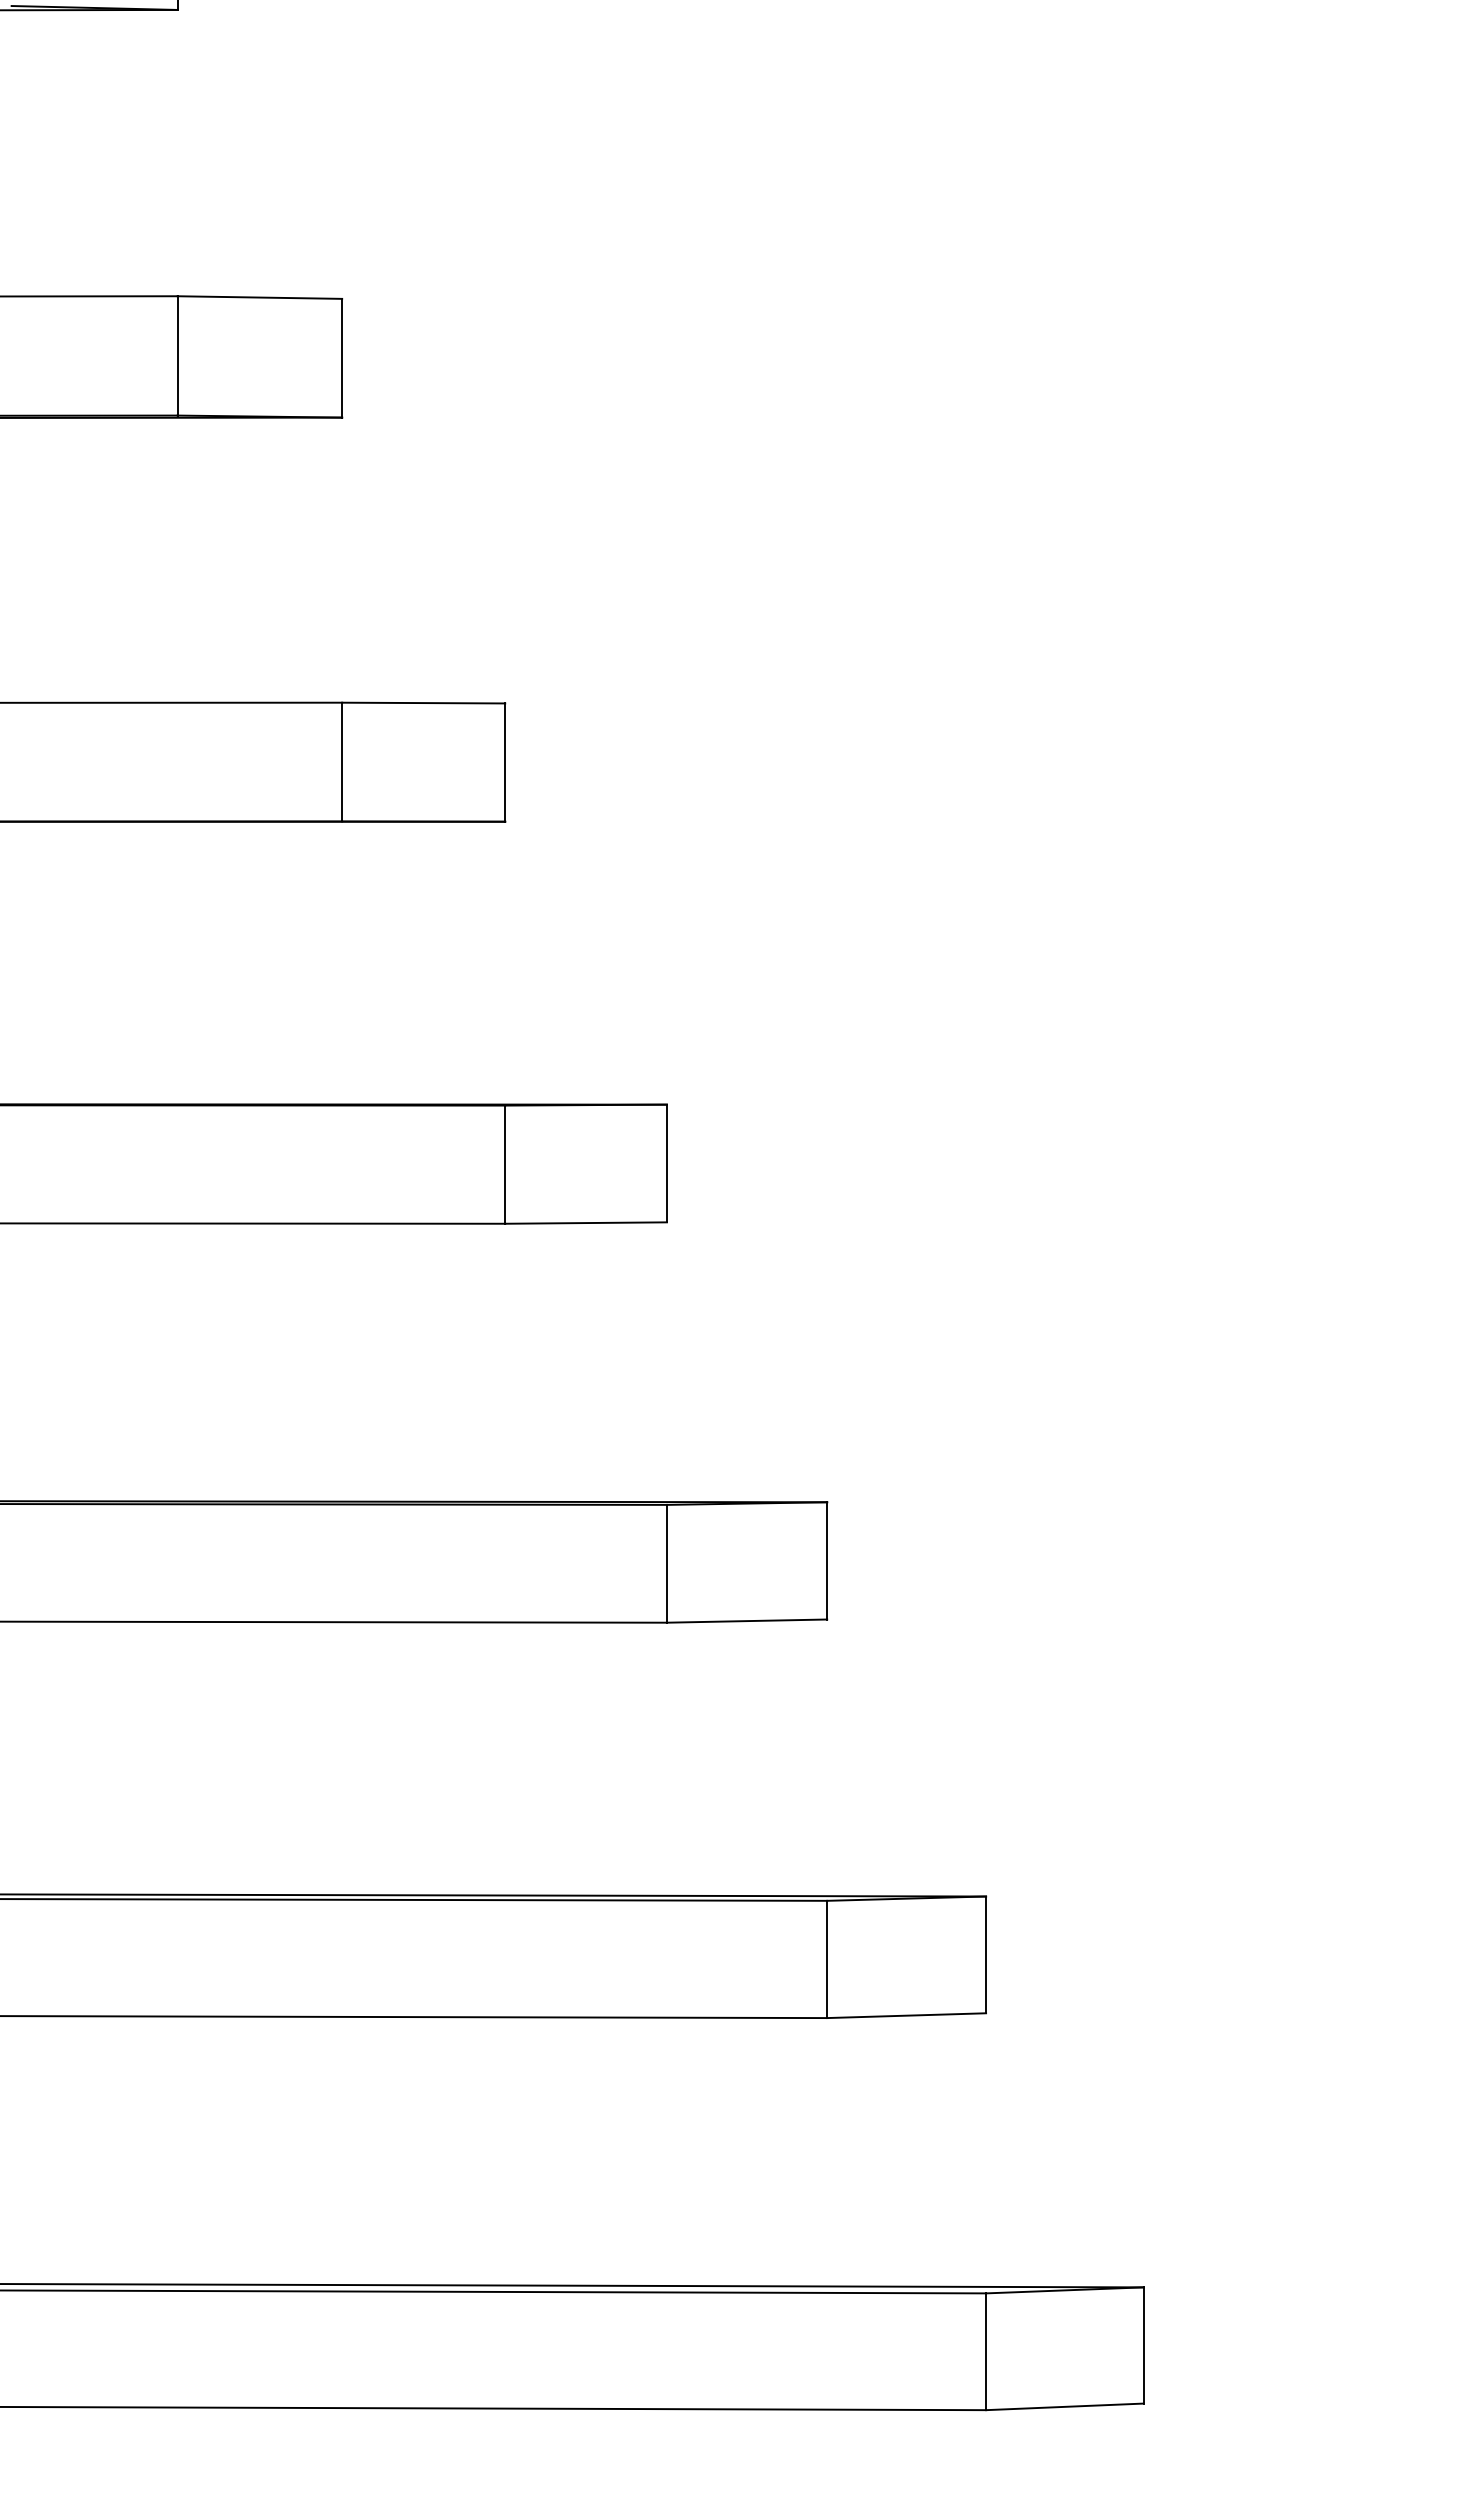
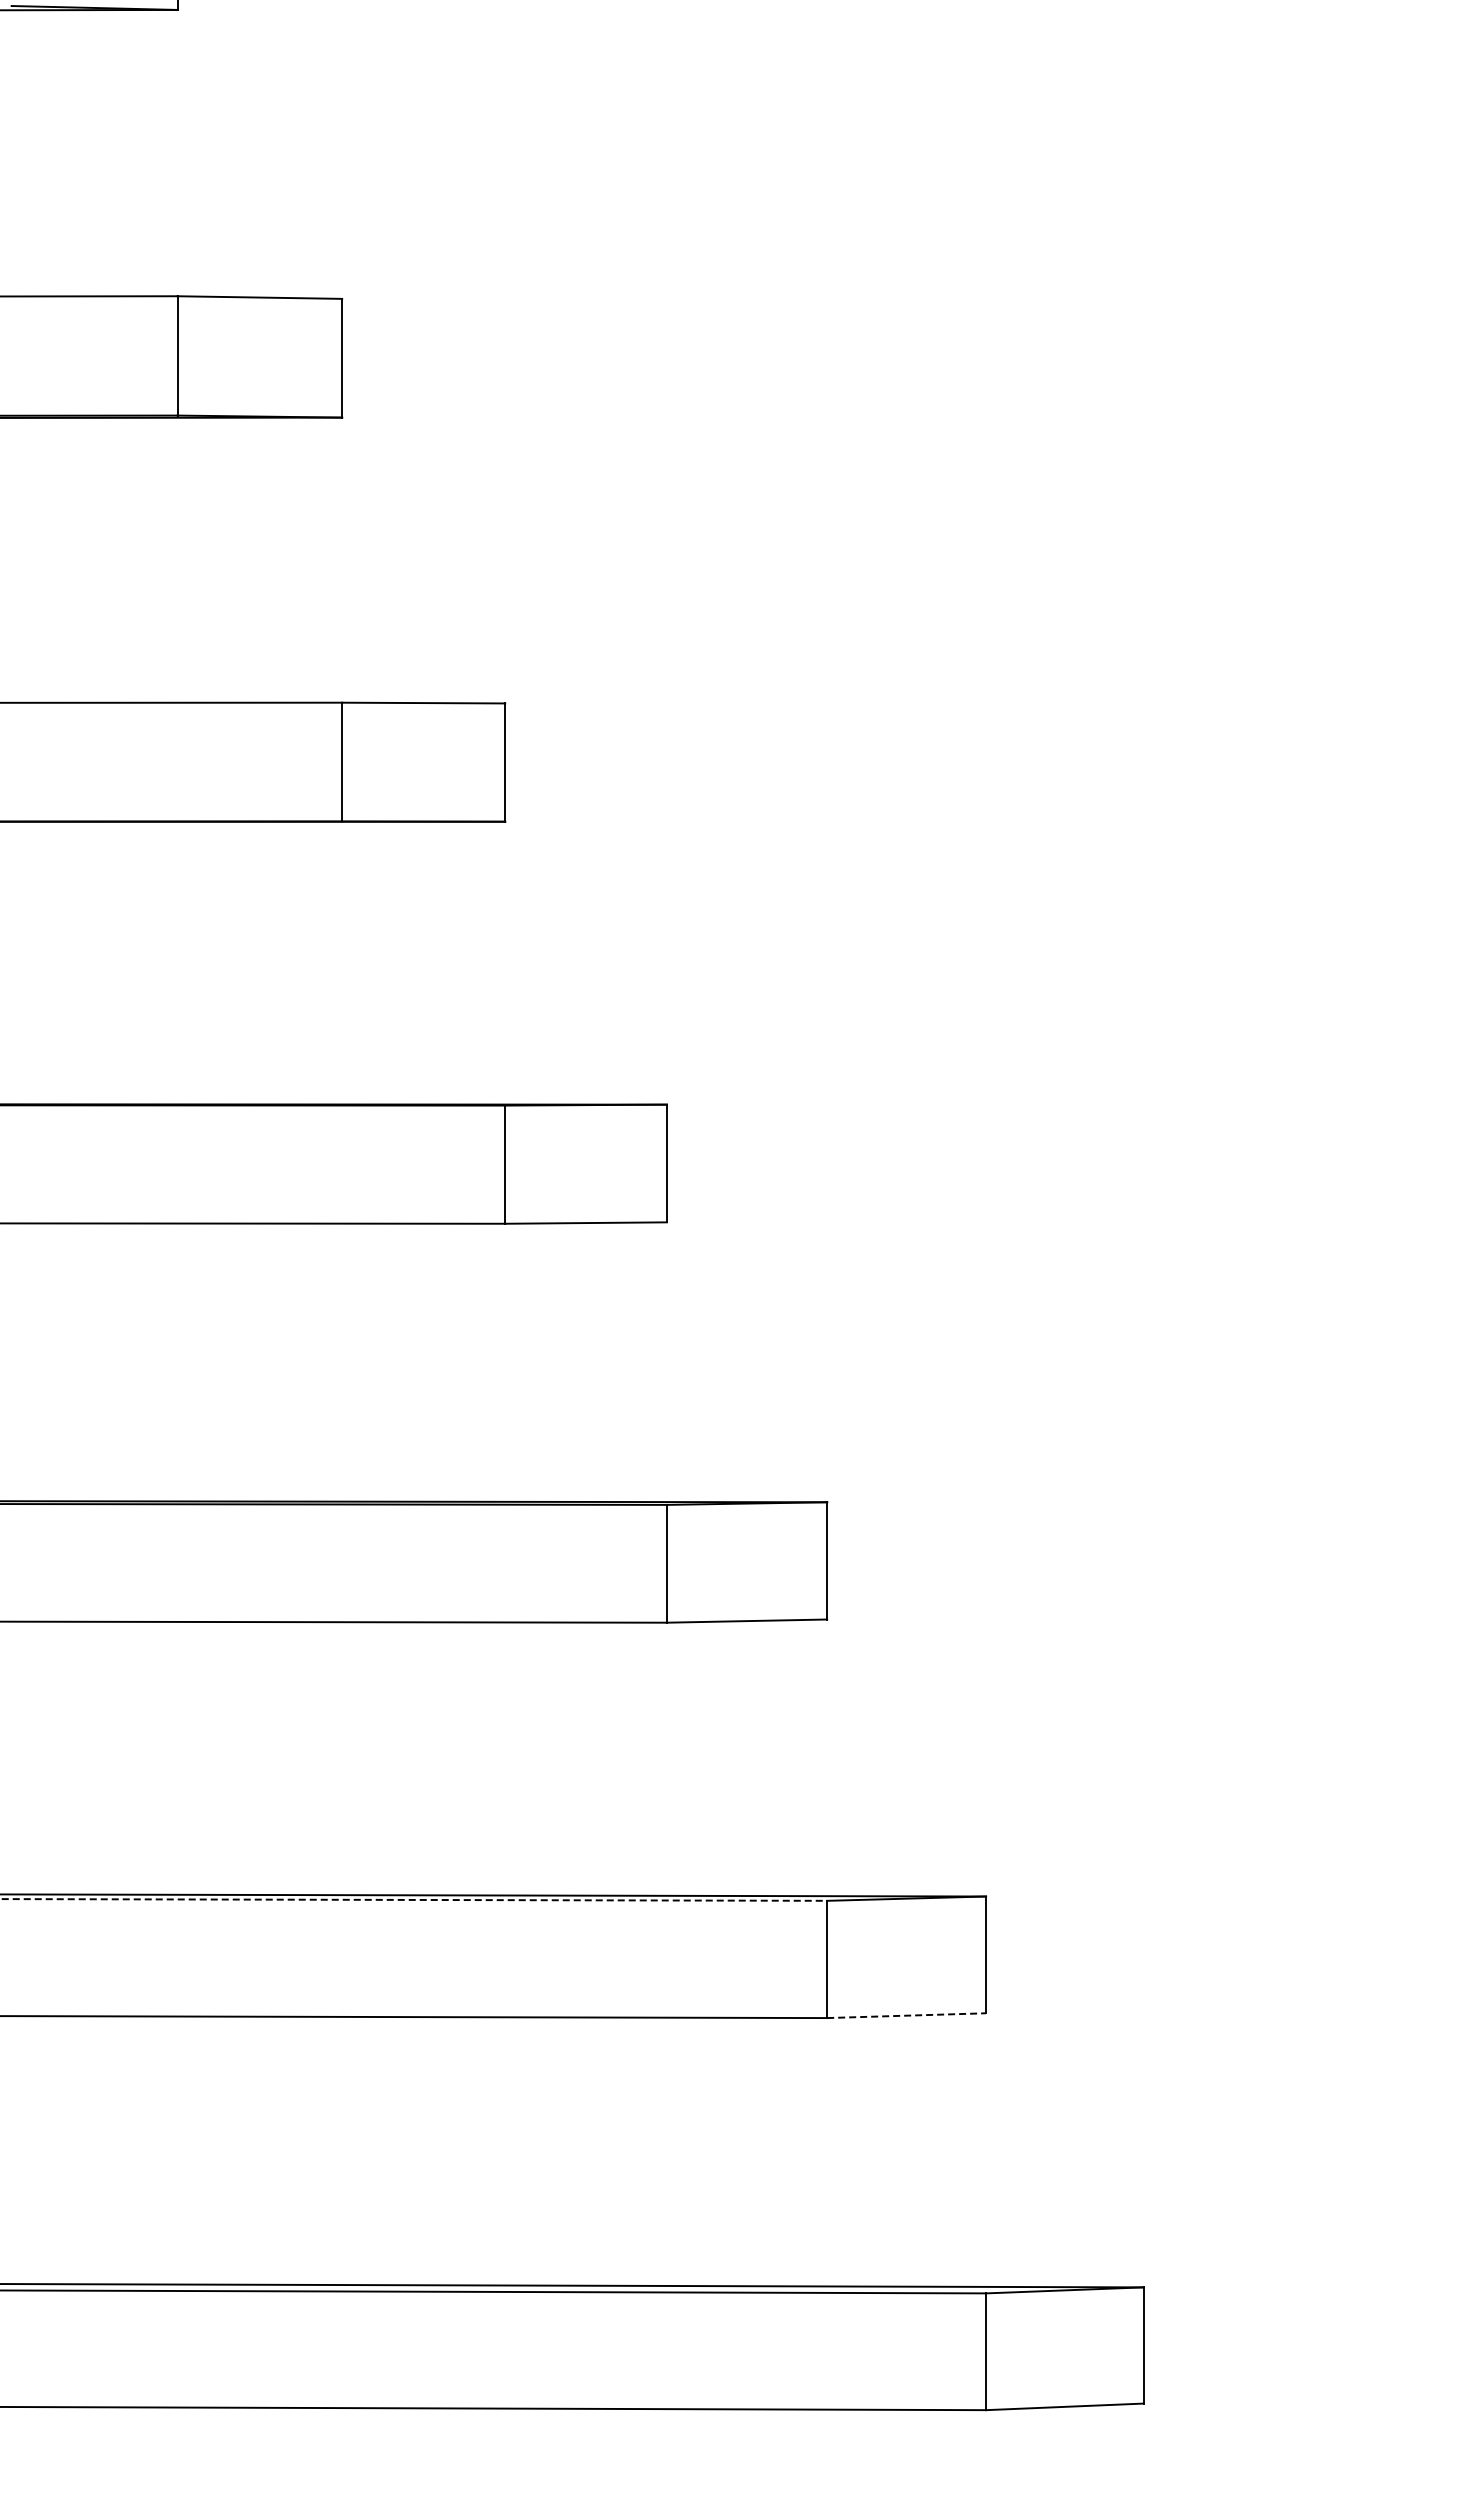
line: solid -> dashed (414, 1899)
line: solid -> dashed (907, 2015)
